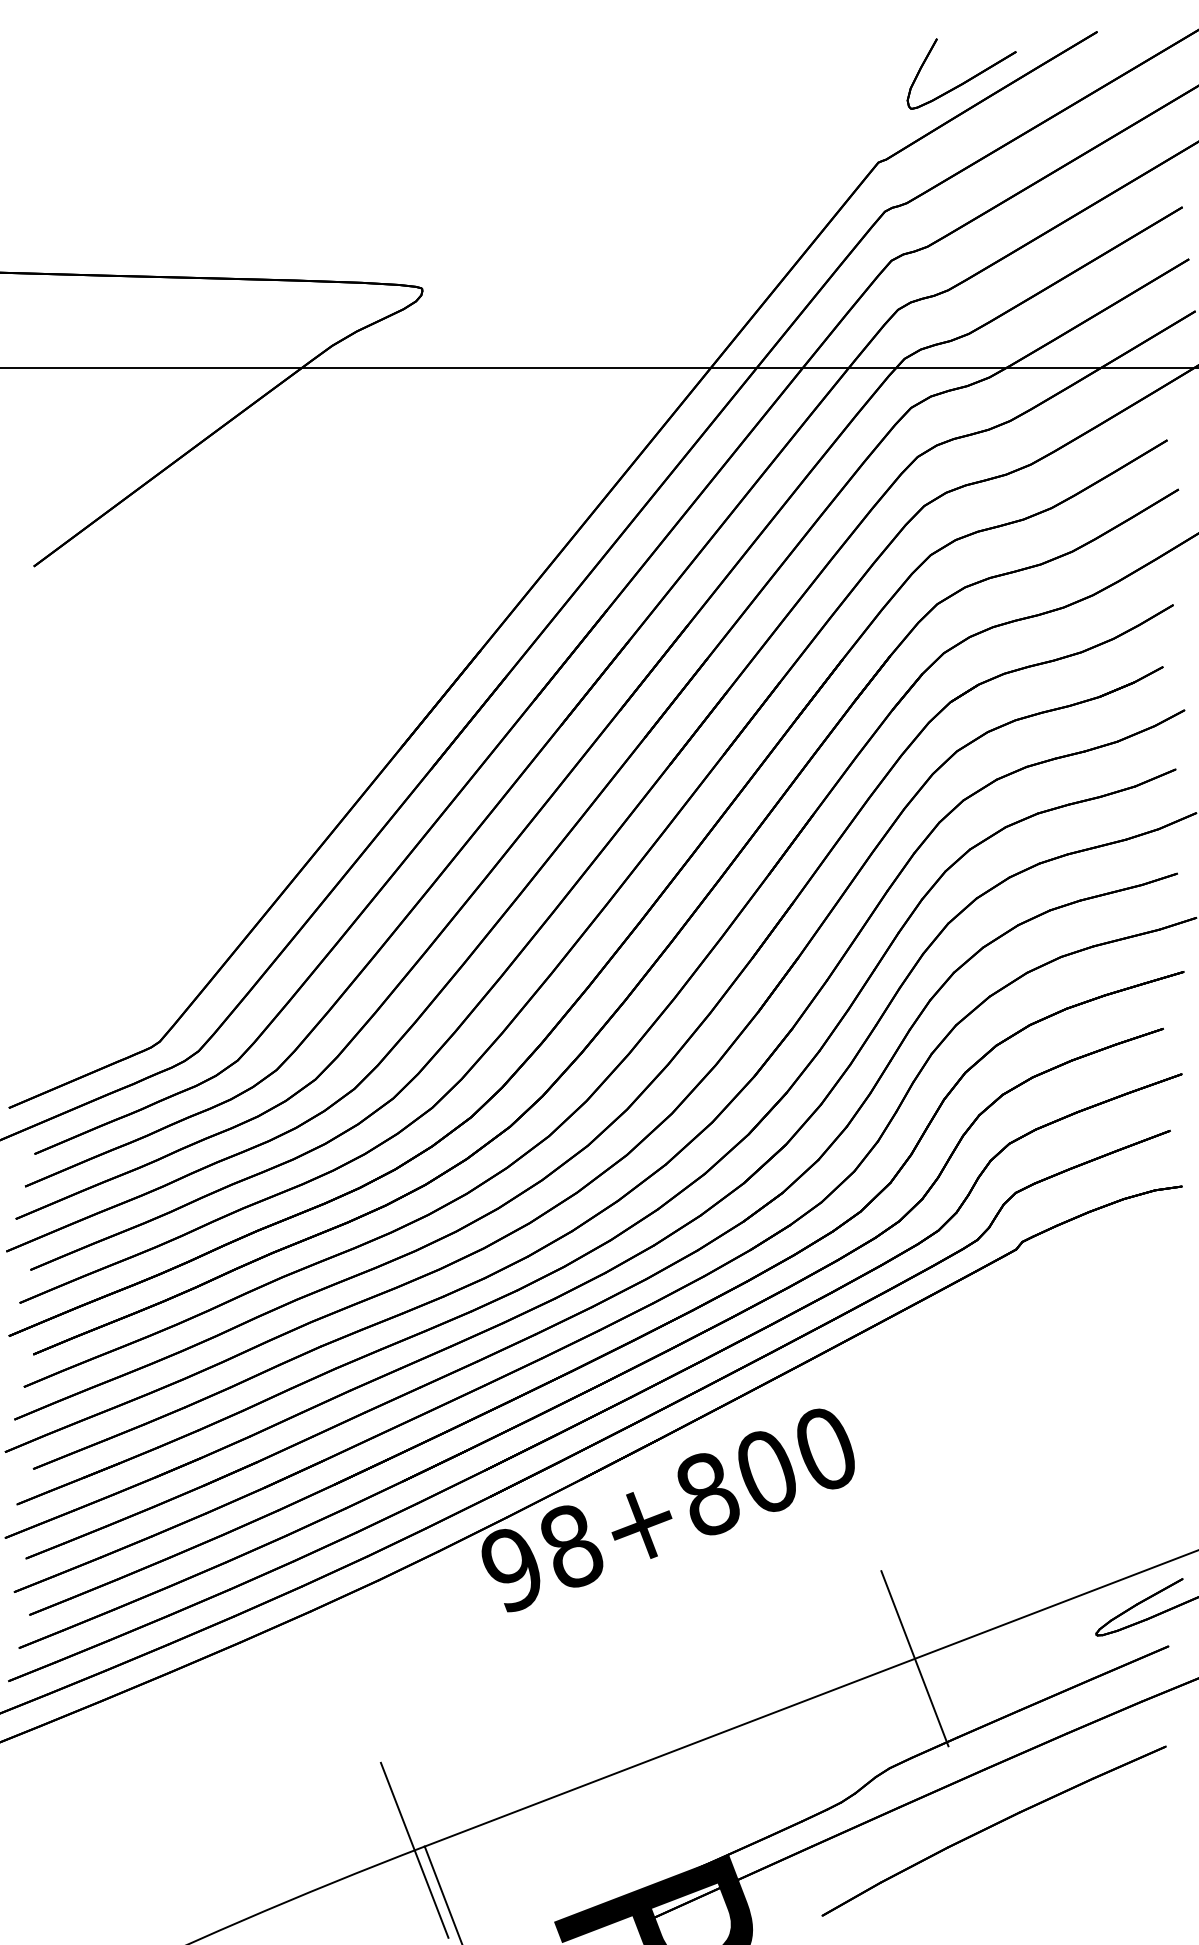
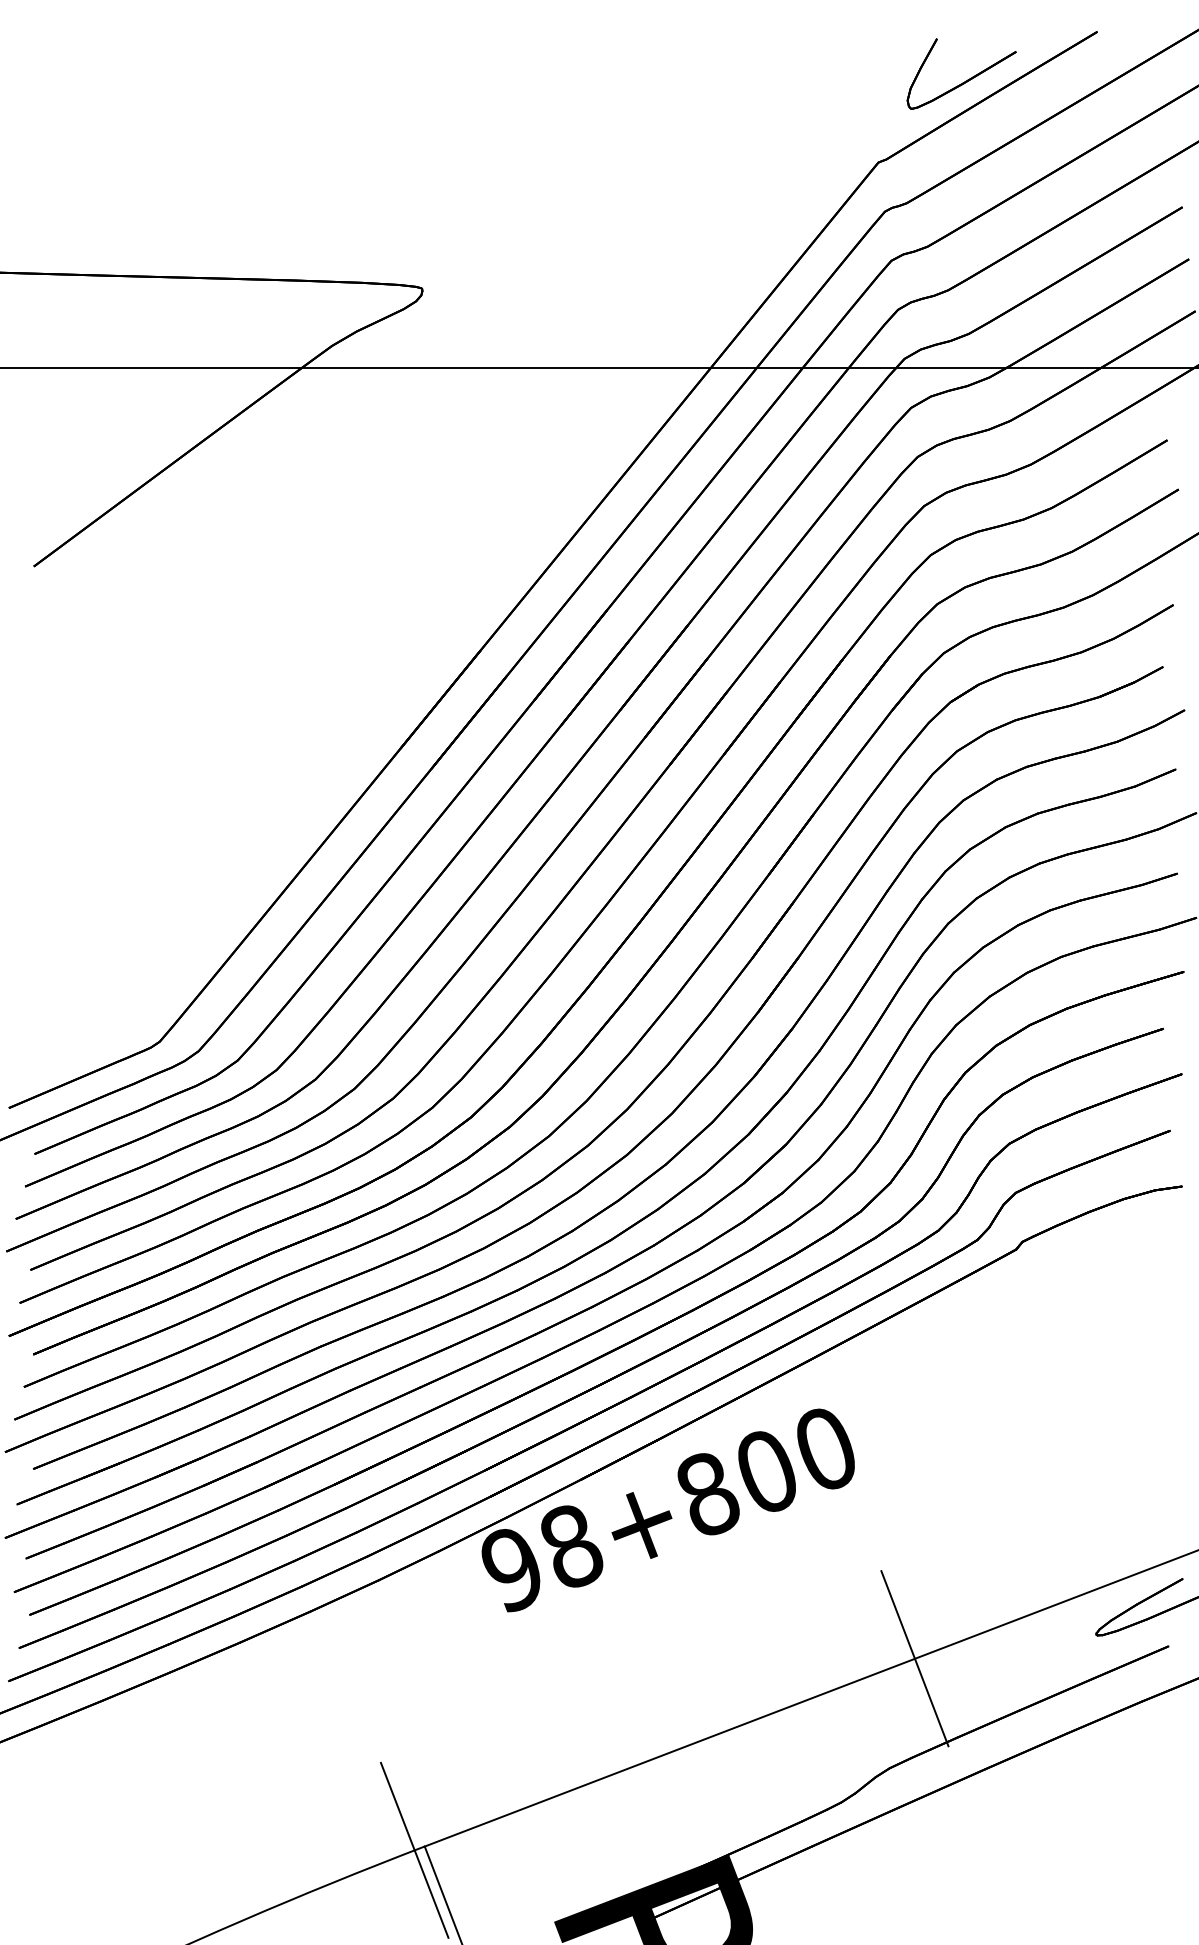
part: present -> none (993, 1830)
